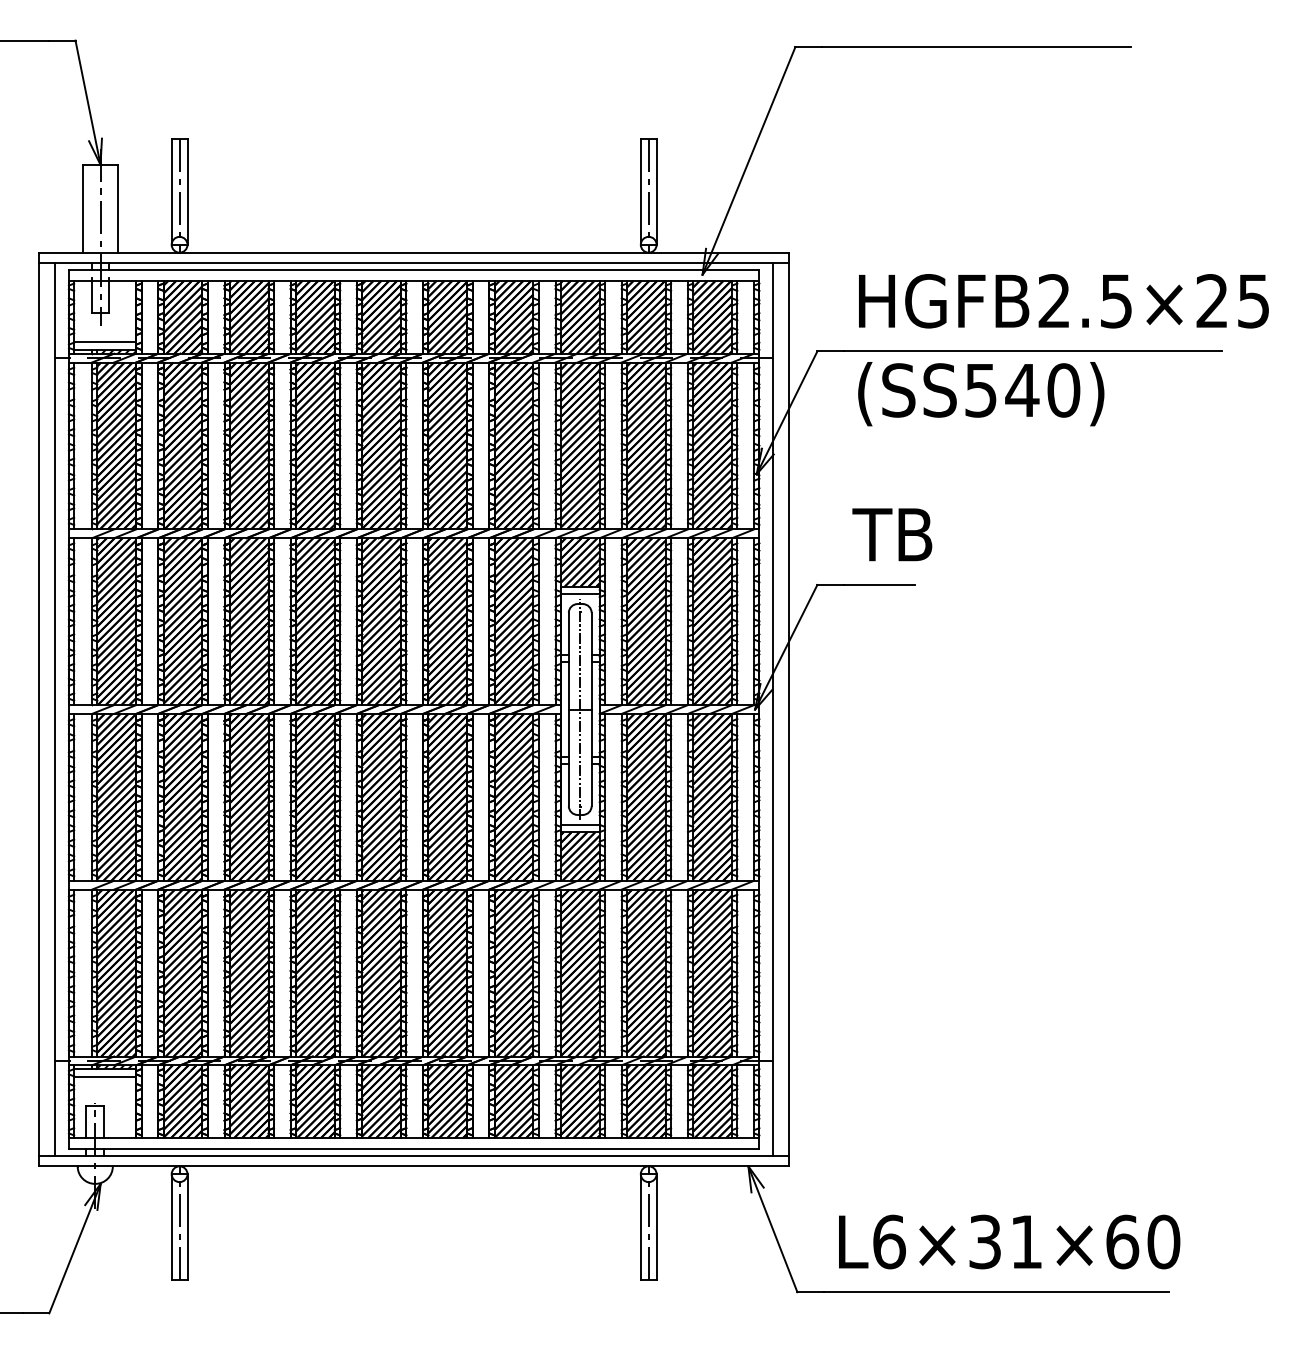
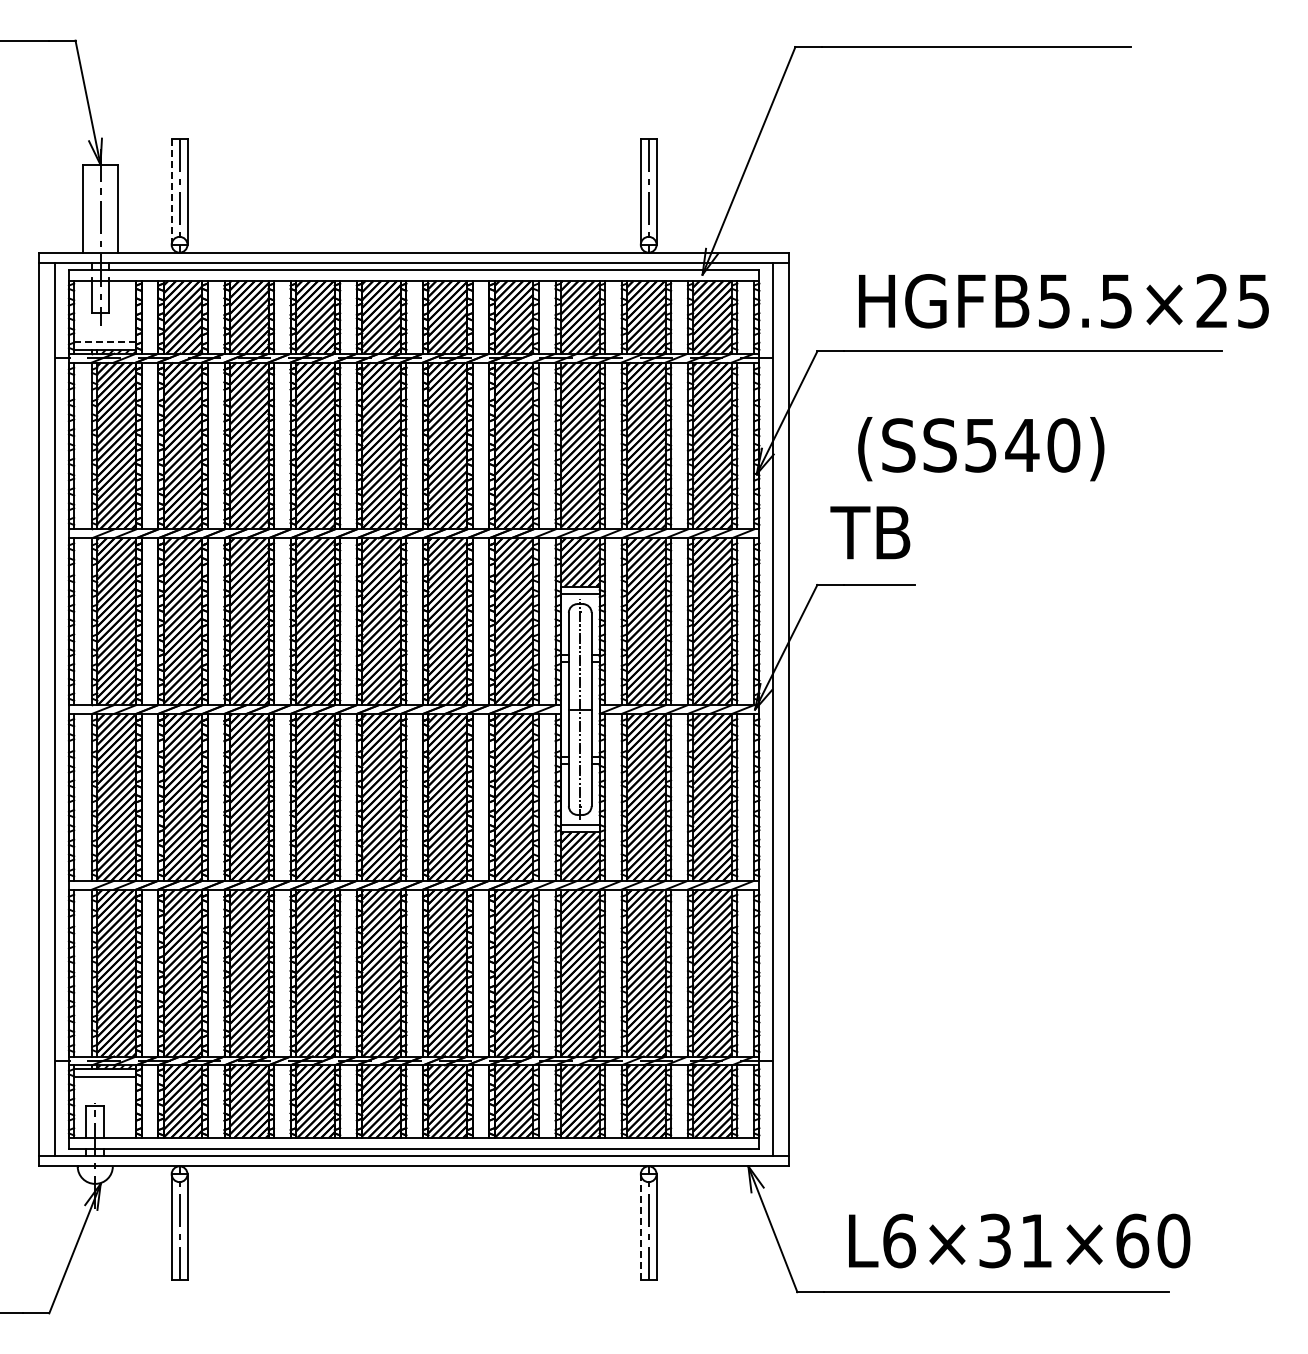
line: solid -> dashed (171, 192)
text: HGFB2.5×25 -> HGFB5.5×25 (1053, 301)
line: solid -> dashed (105, 342)
text position: (981, 394) -> (981, 449) (981, 449)
text position: (892, 534) -> (870, 532) (870, 532)
line: solid -> dashed (640, 1226)
text position: (1009, 1241) -> (1019, 1240) (1019, 1240)
